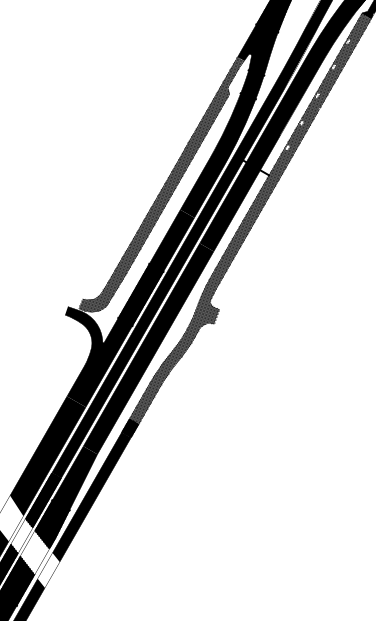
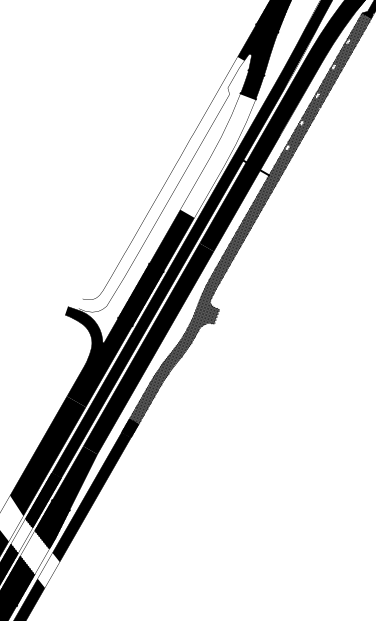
fill: present -> none (217, 155)
hatch: present -> none (160, 184)
